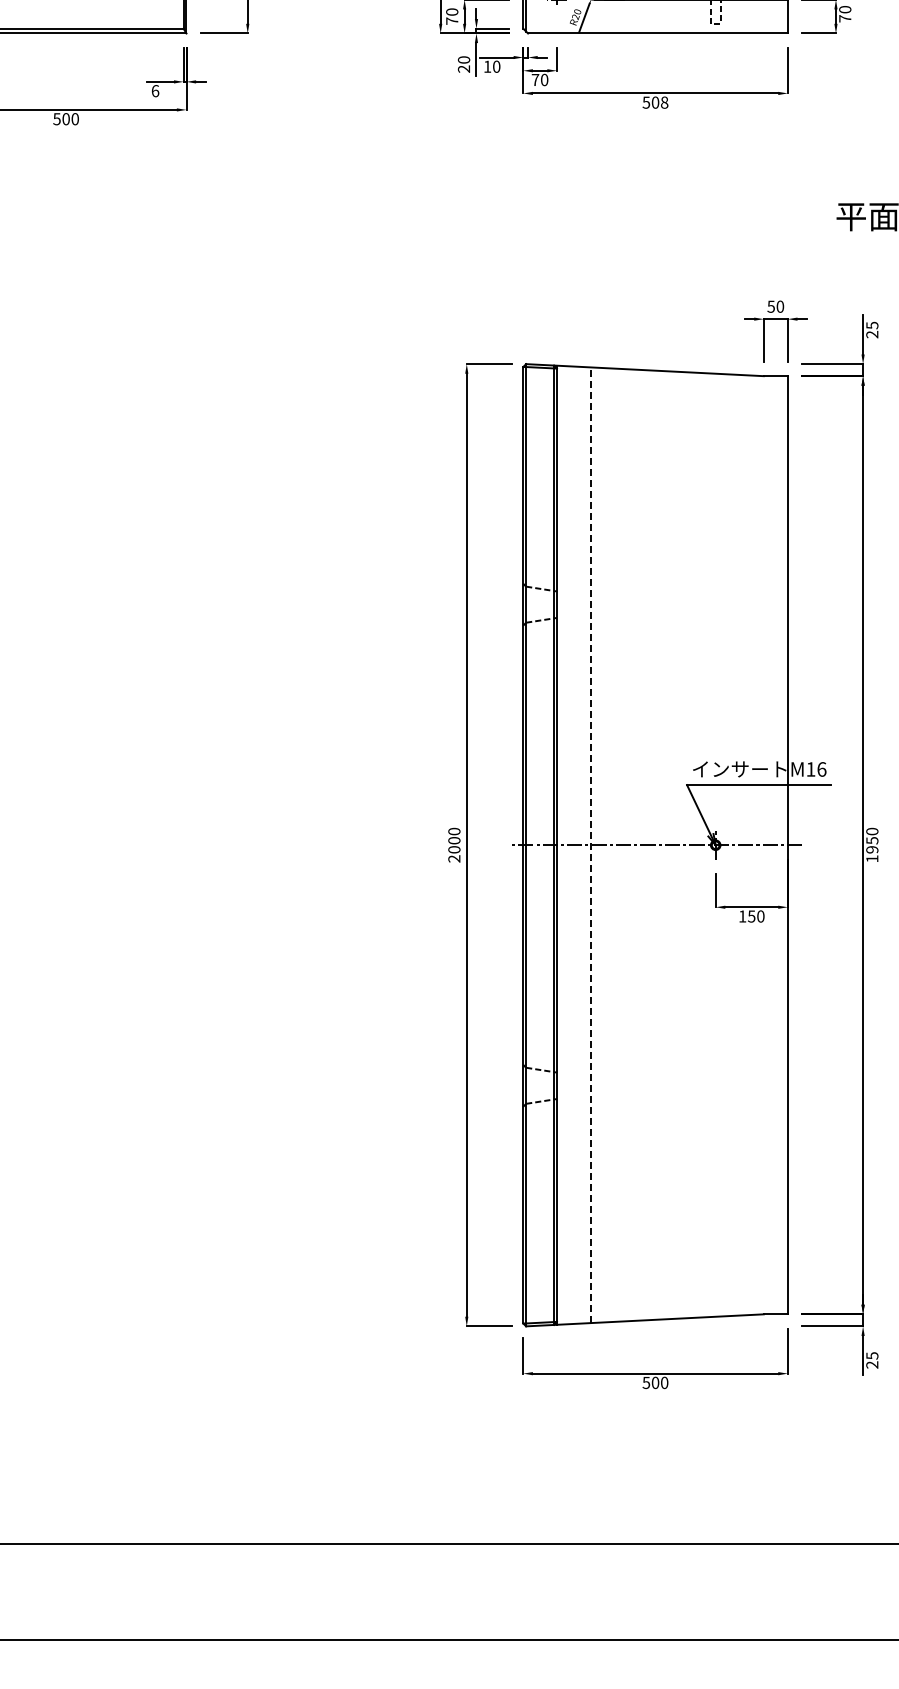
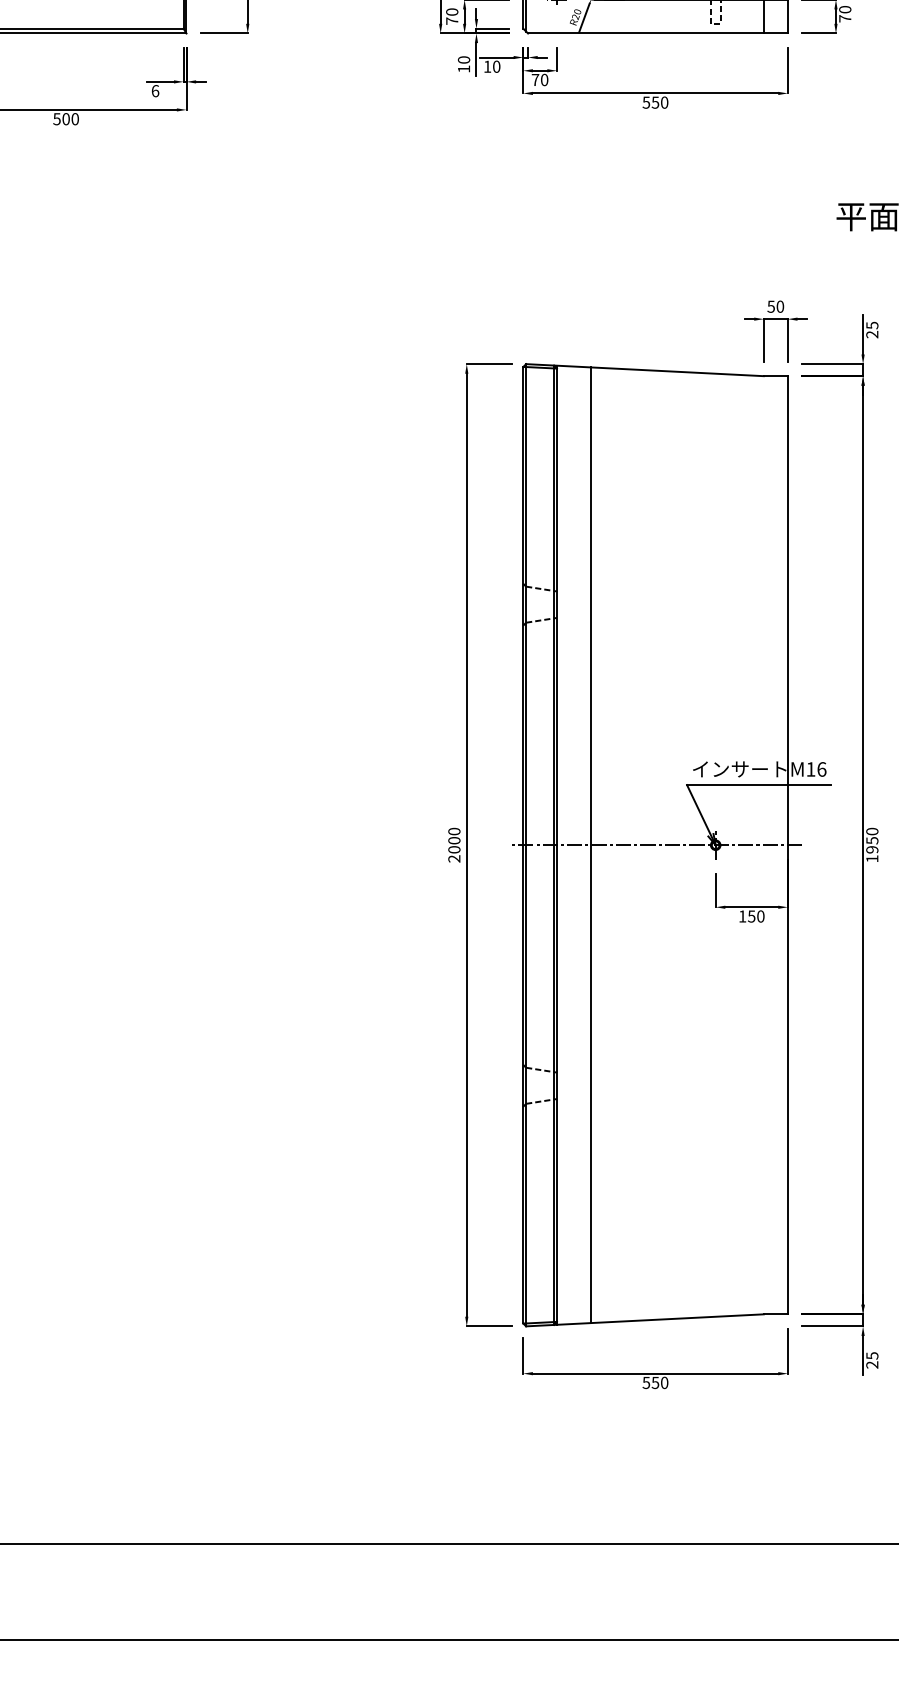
line: none -> present (763, 17)
text: 20 -> 10 (463, 68)
text: 508 -> 550 (659, 102)
line: dashed -> solid (590, 845)
text: 500 -> 550 (655, 1382)
